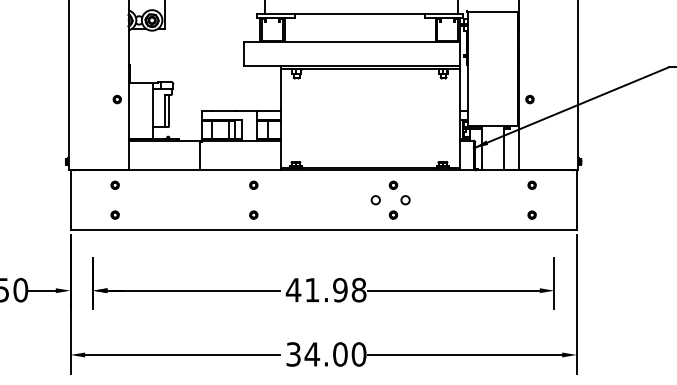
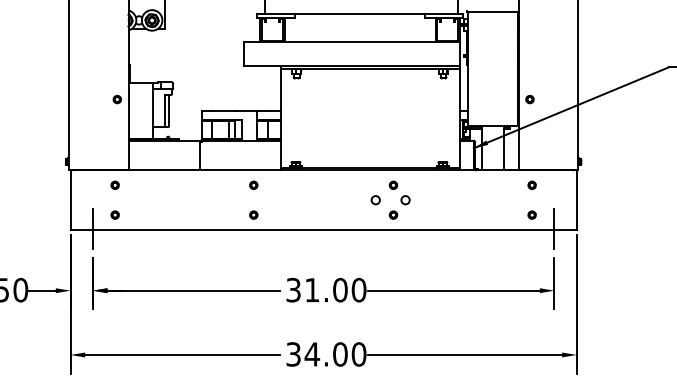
line: none -> present (92, 228)
line: none -> present (554, 228)
text: 41.98 -> 31.00 (325, 289)
